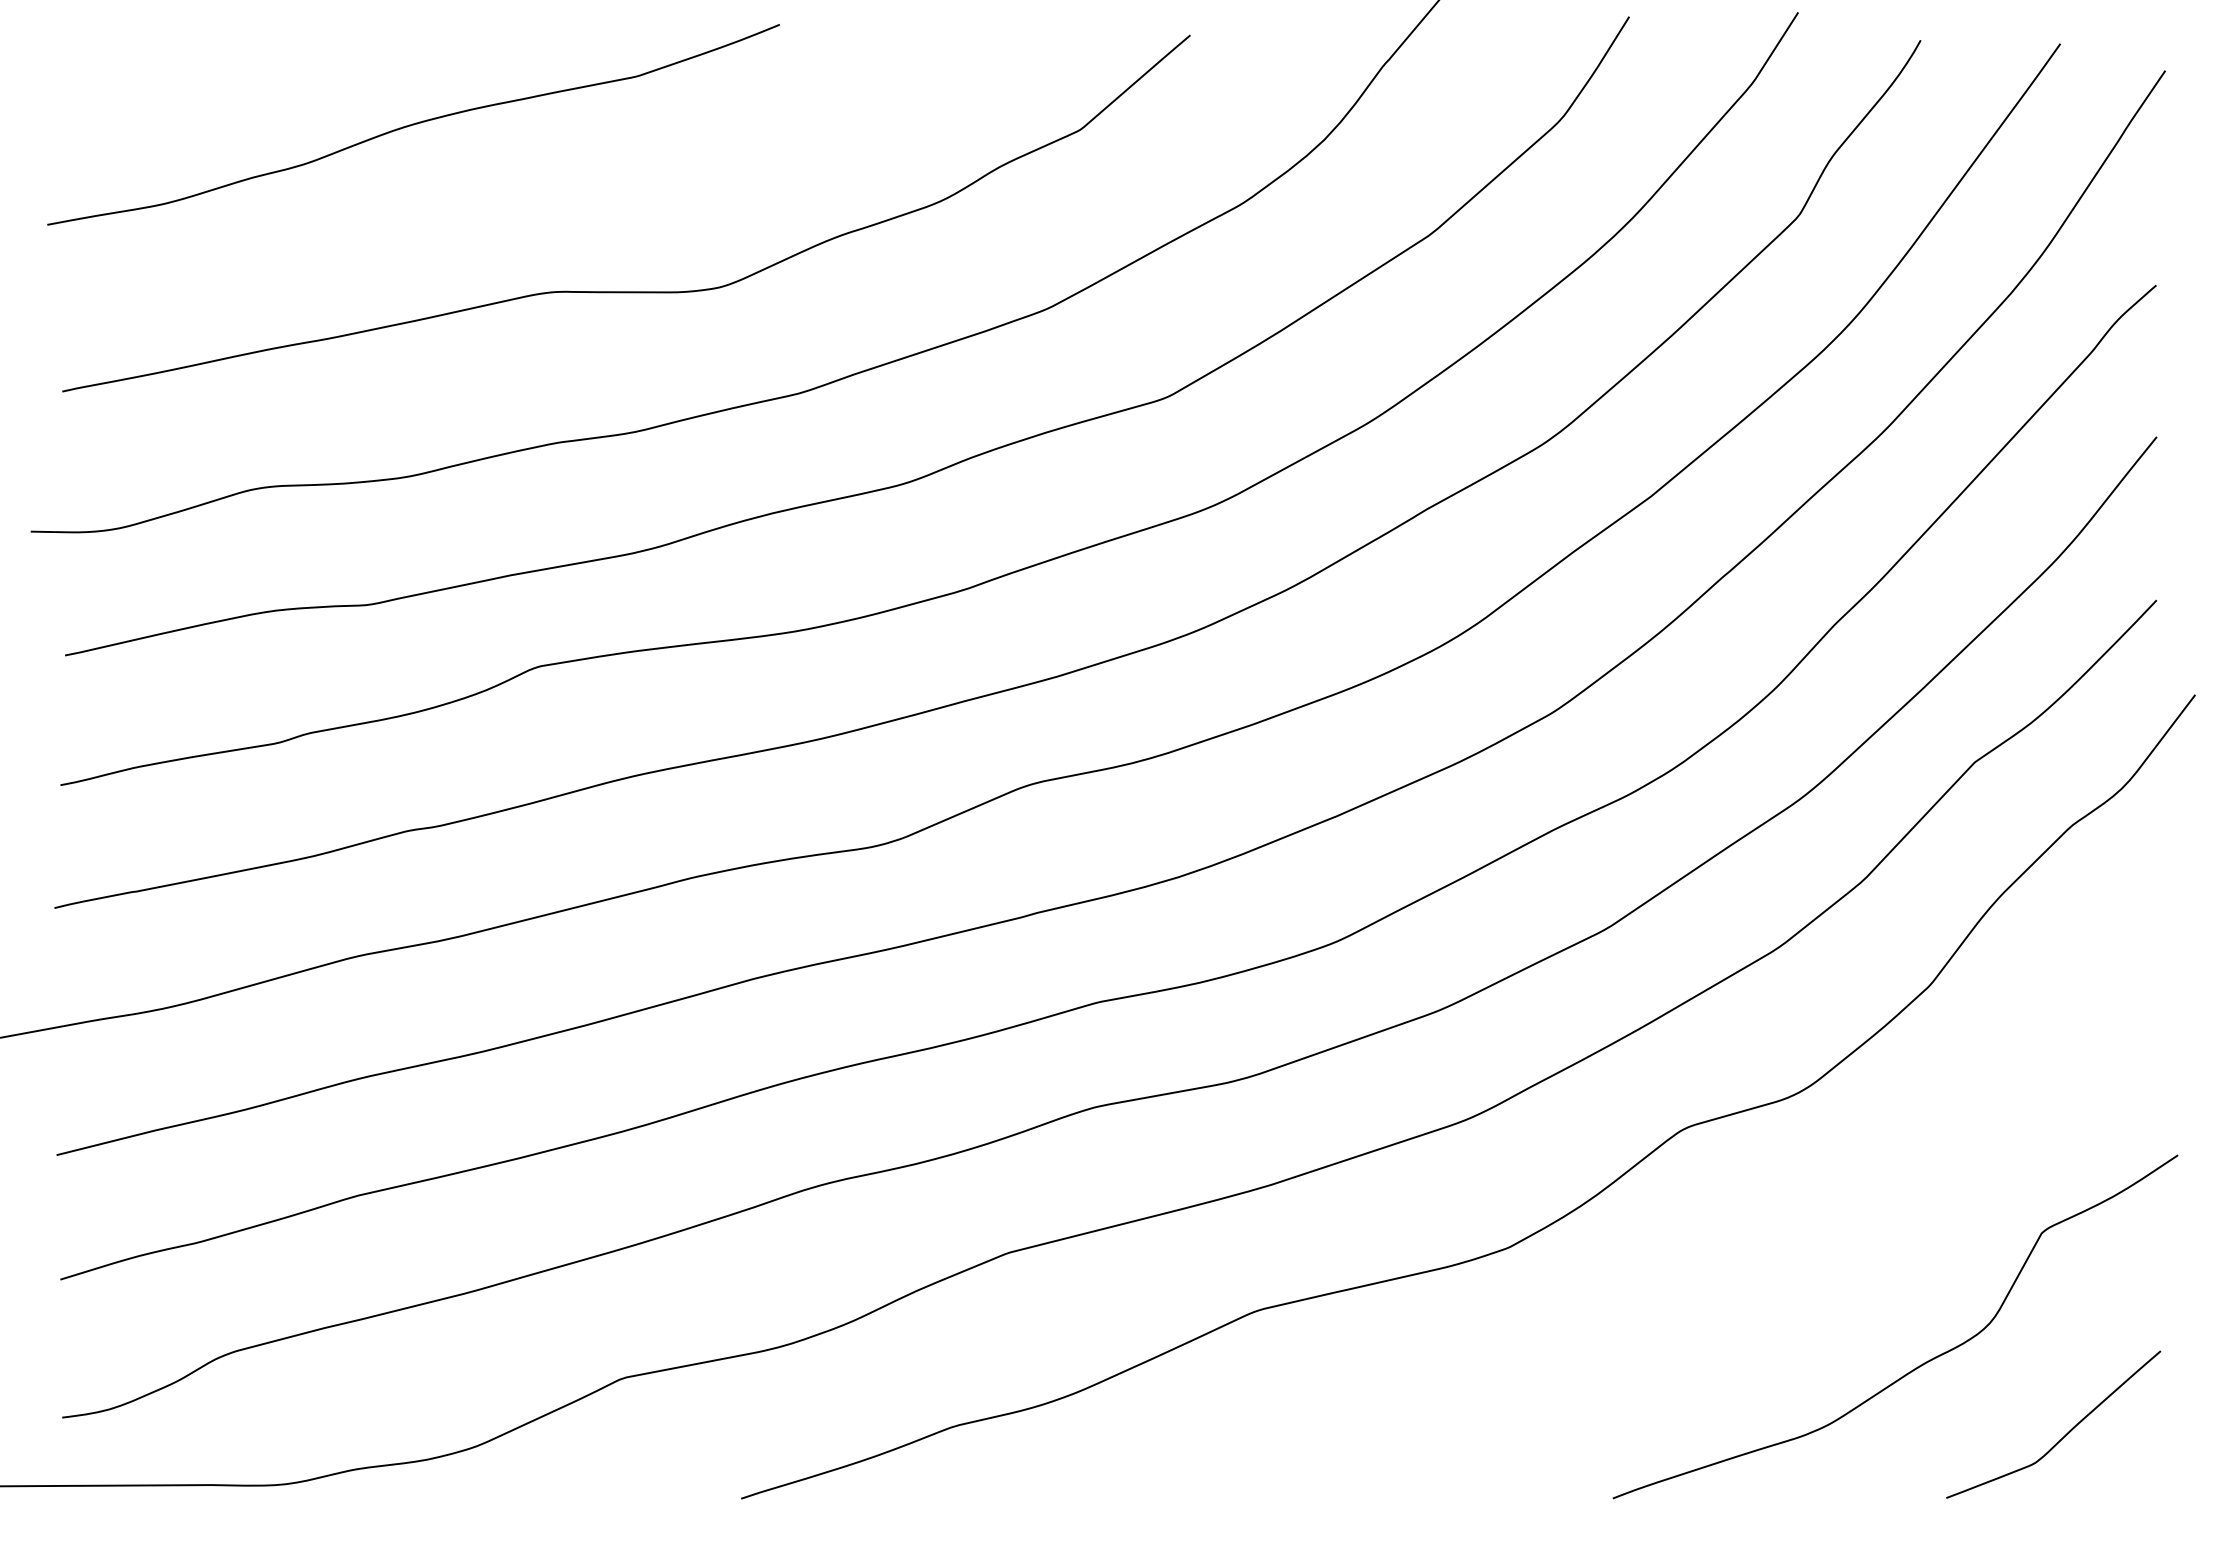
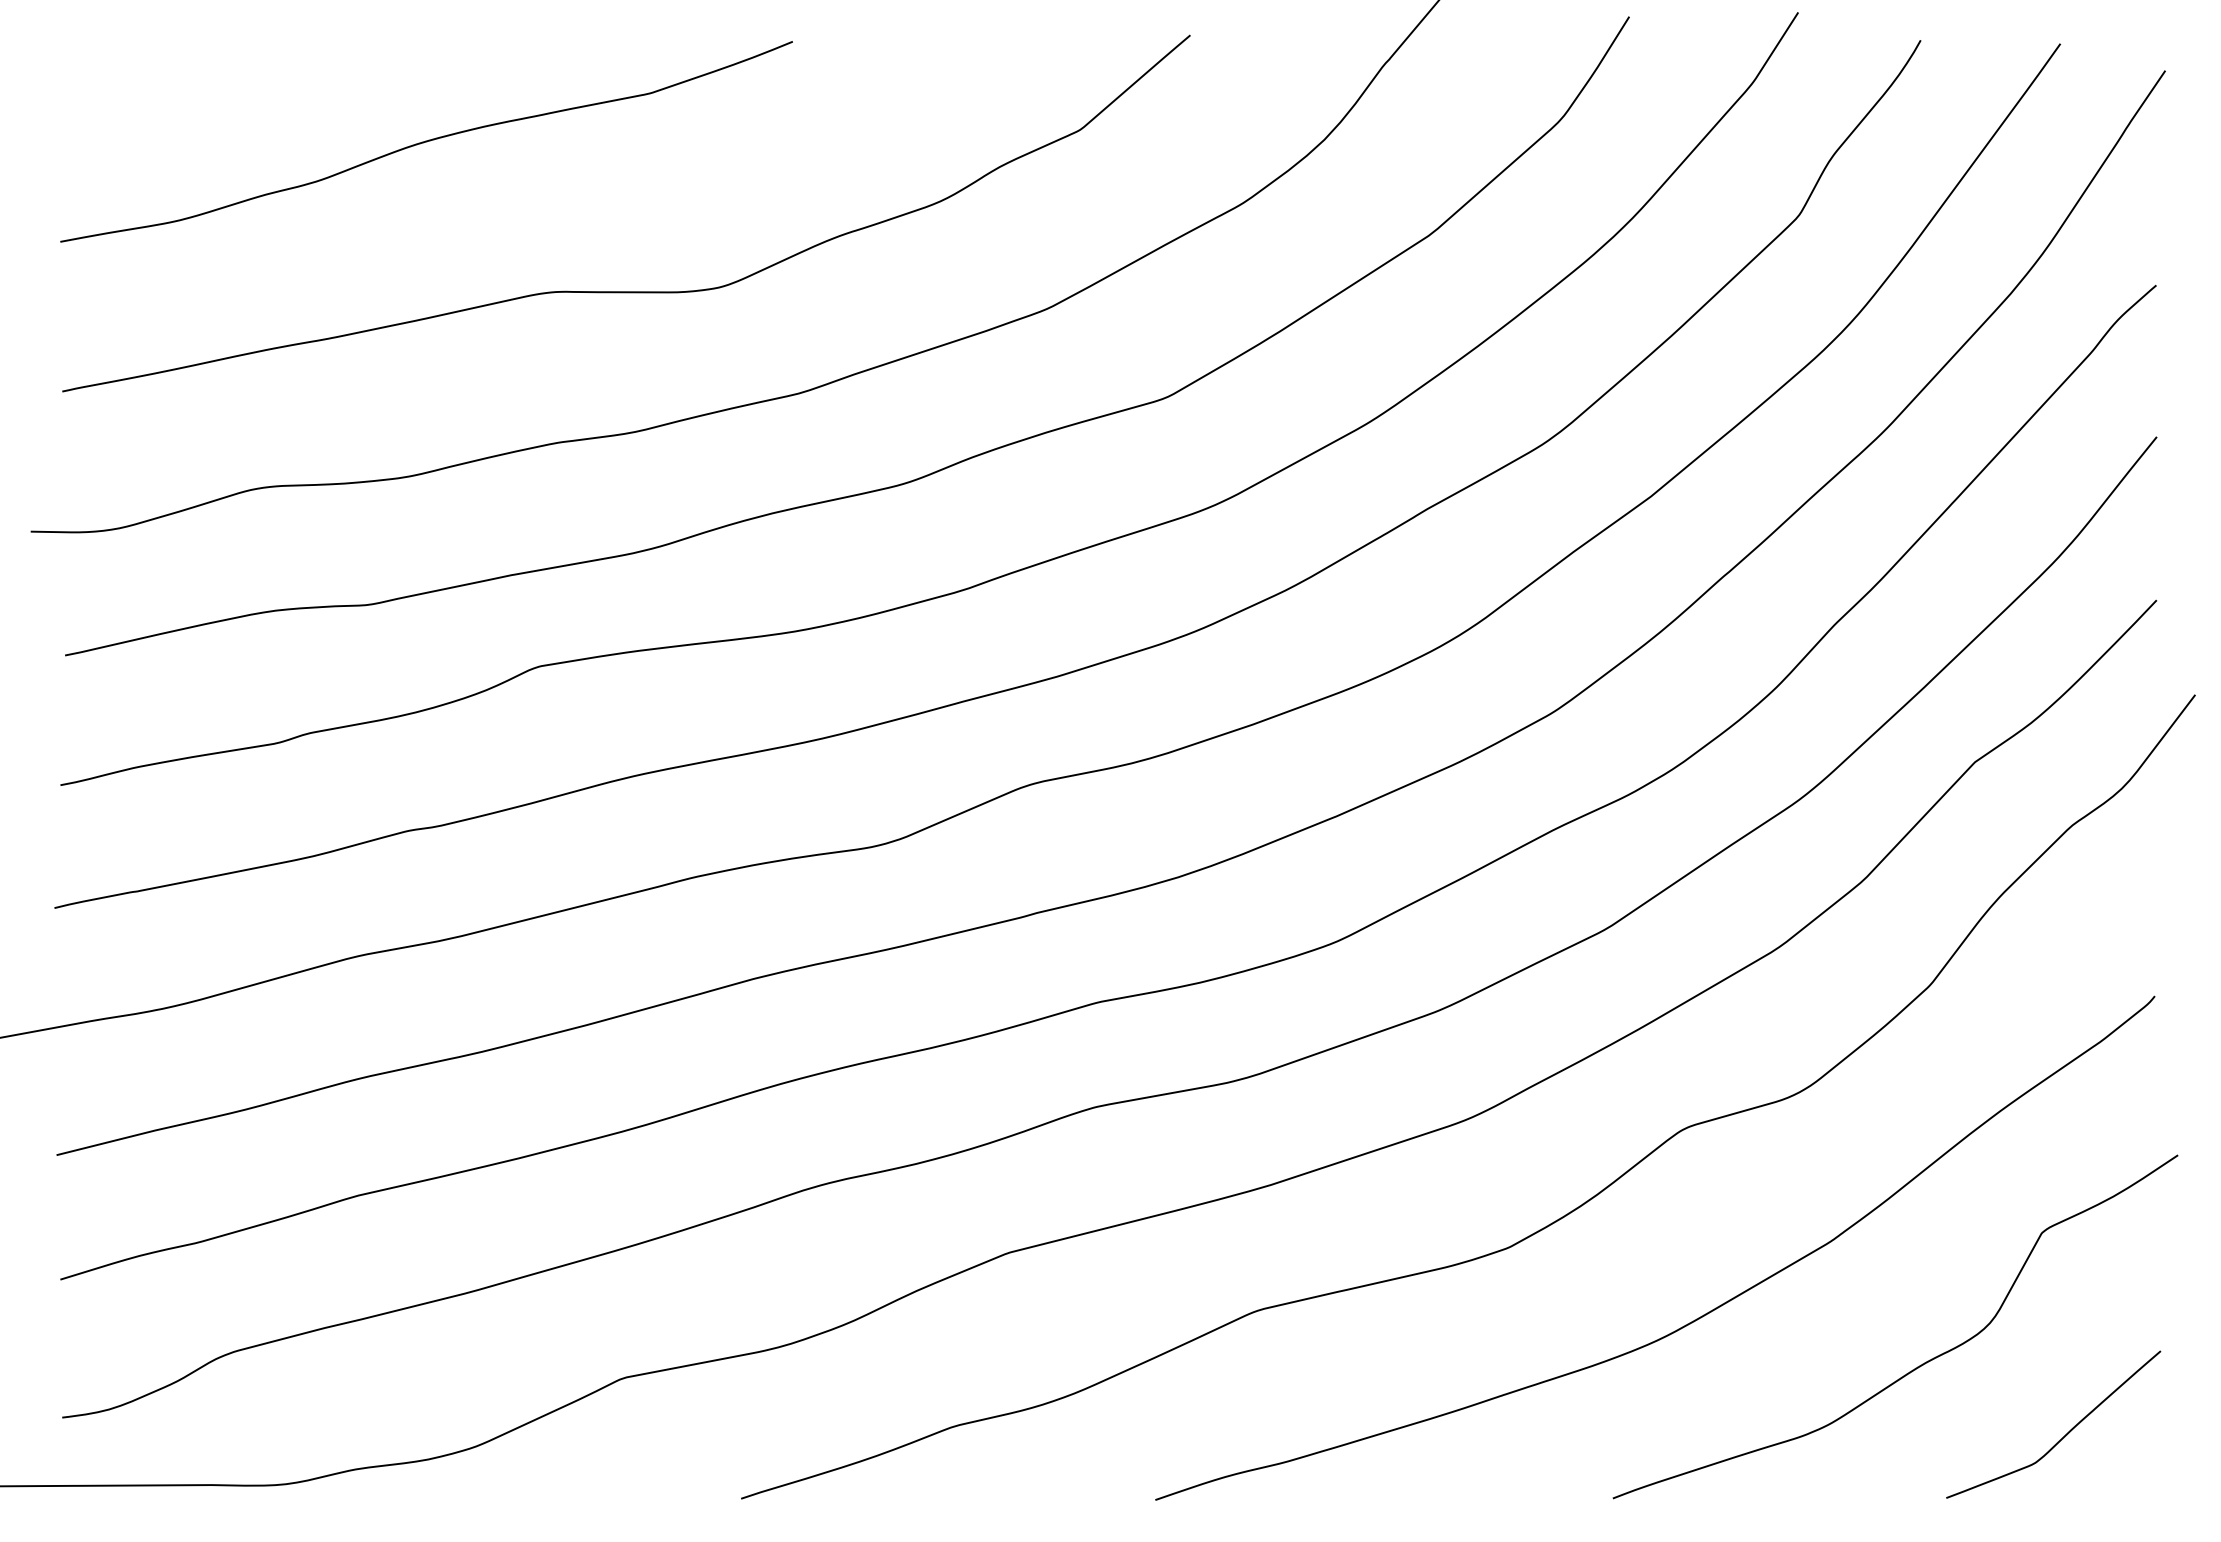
curve position: (413, 124) -> (426, 141) (426, 141)
curve: none -> present (1694, 1319)
